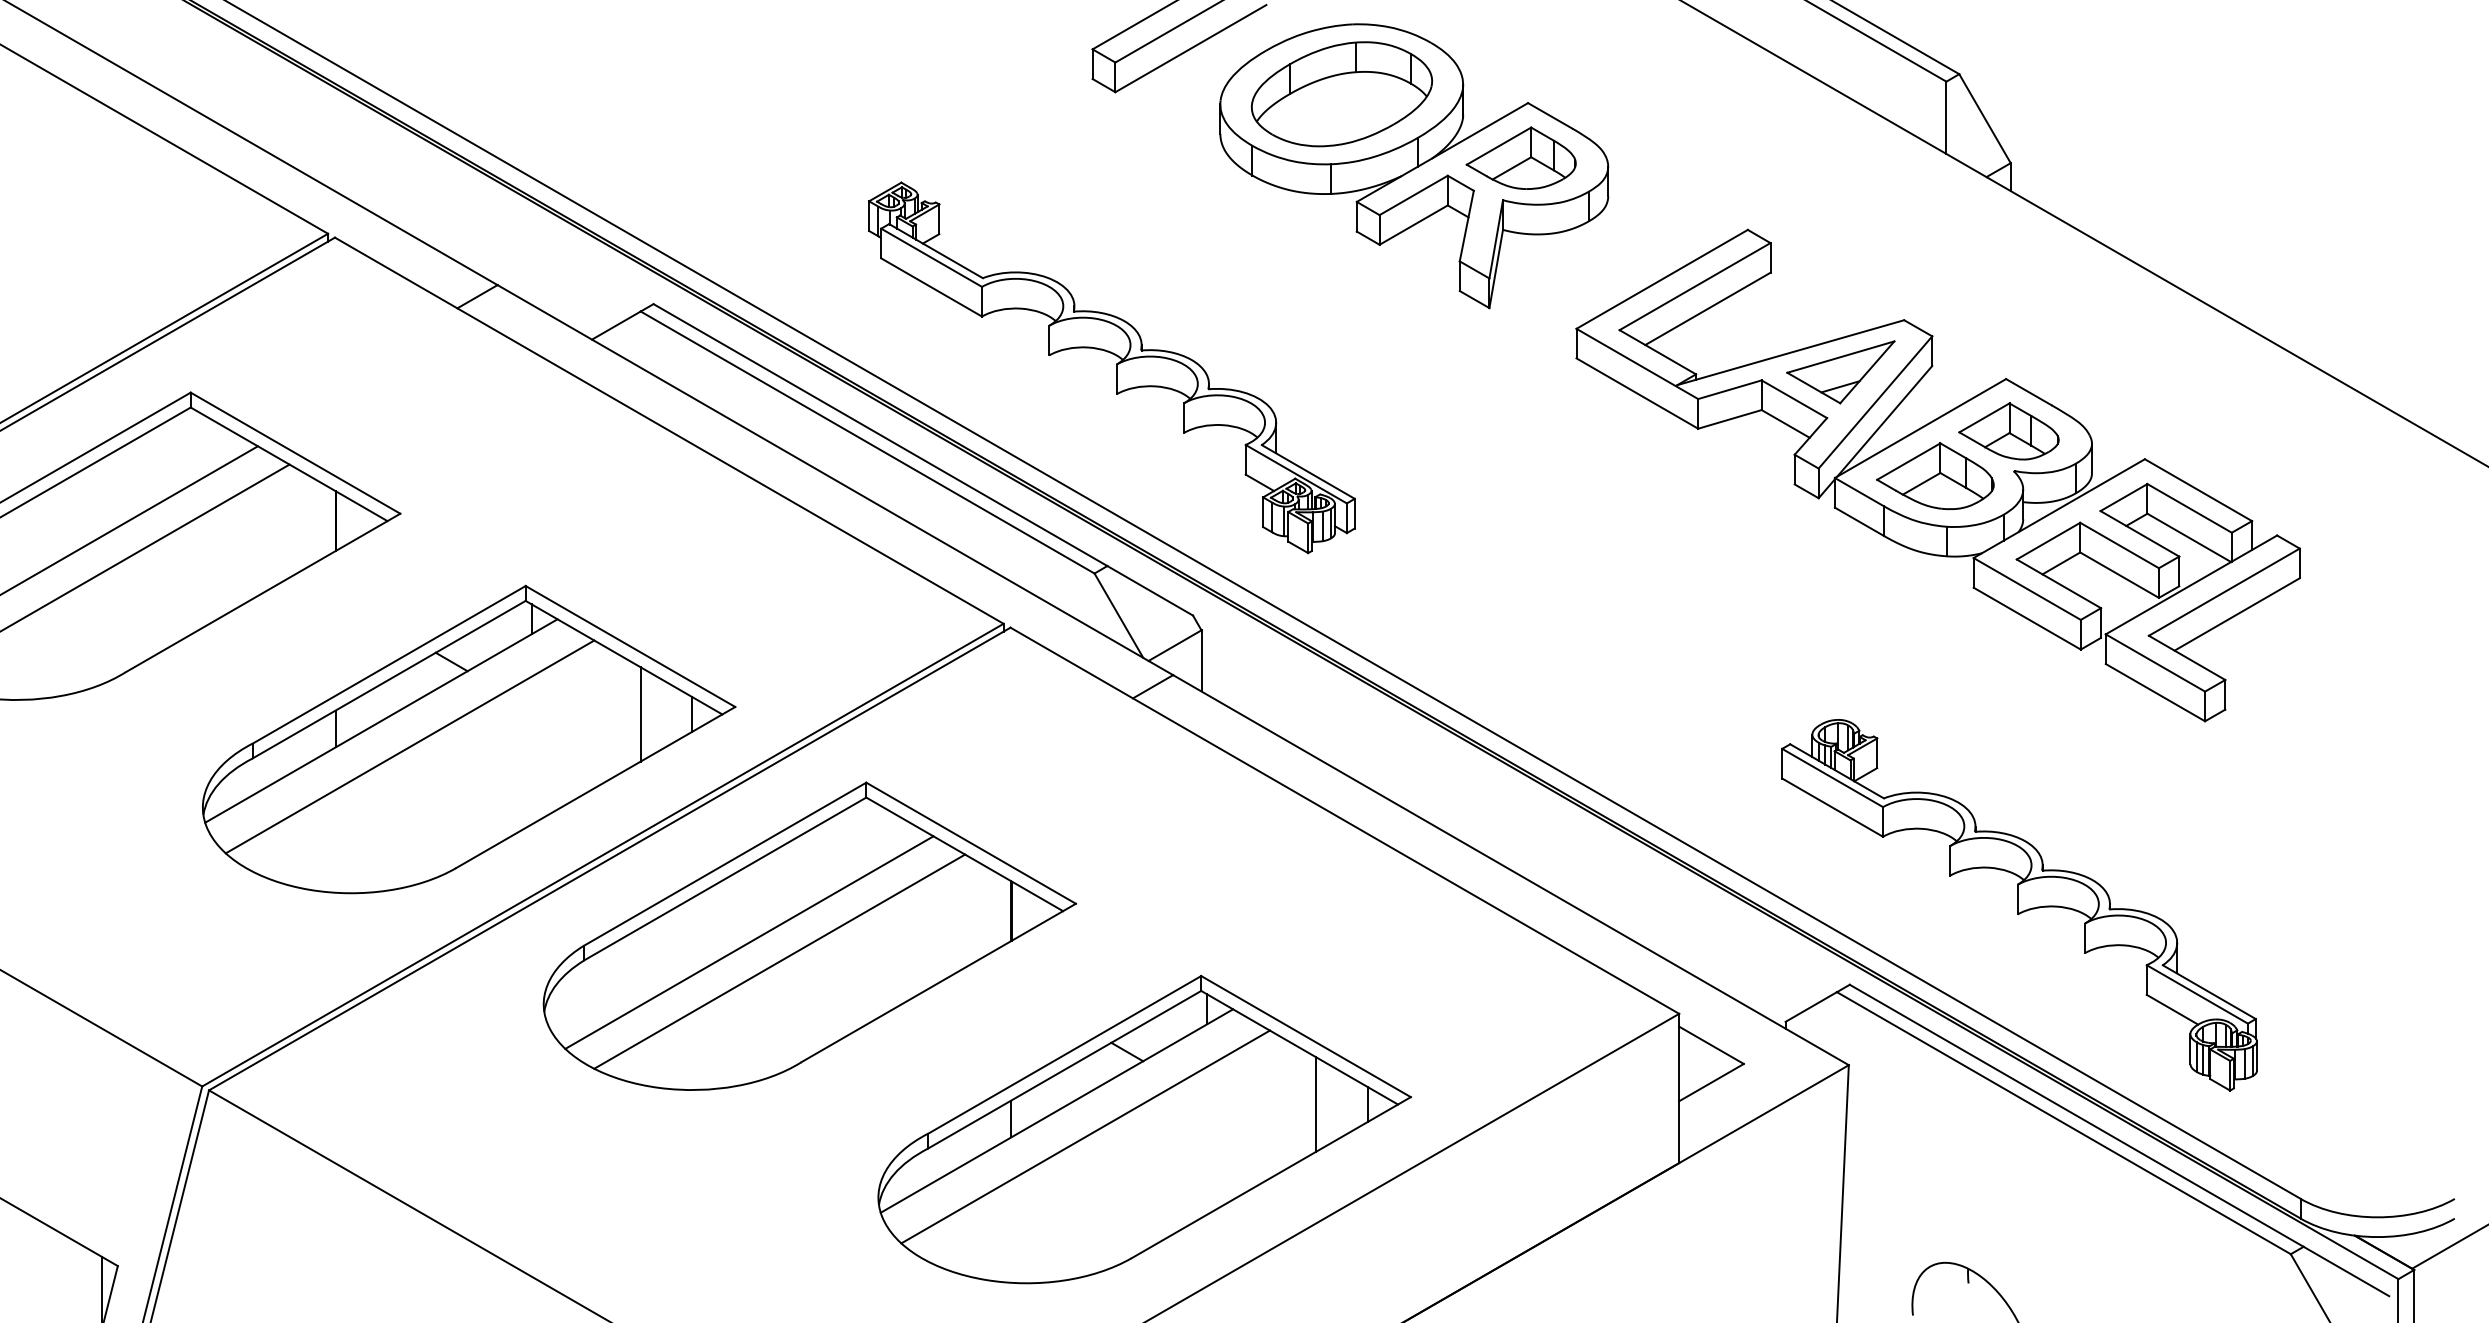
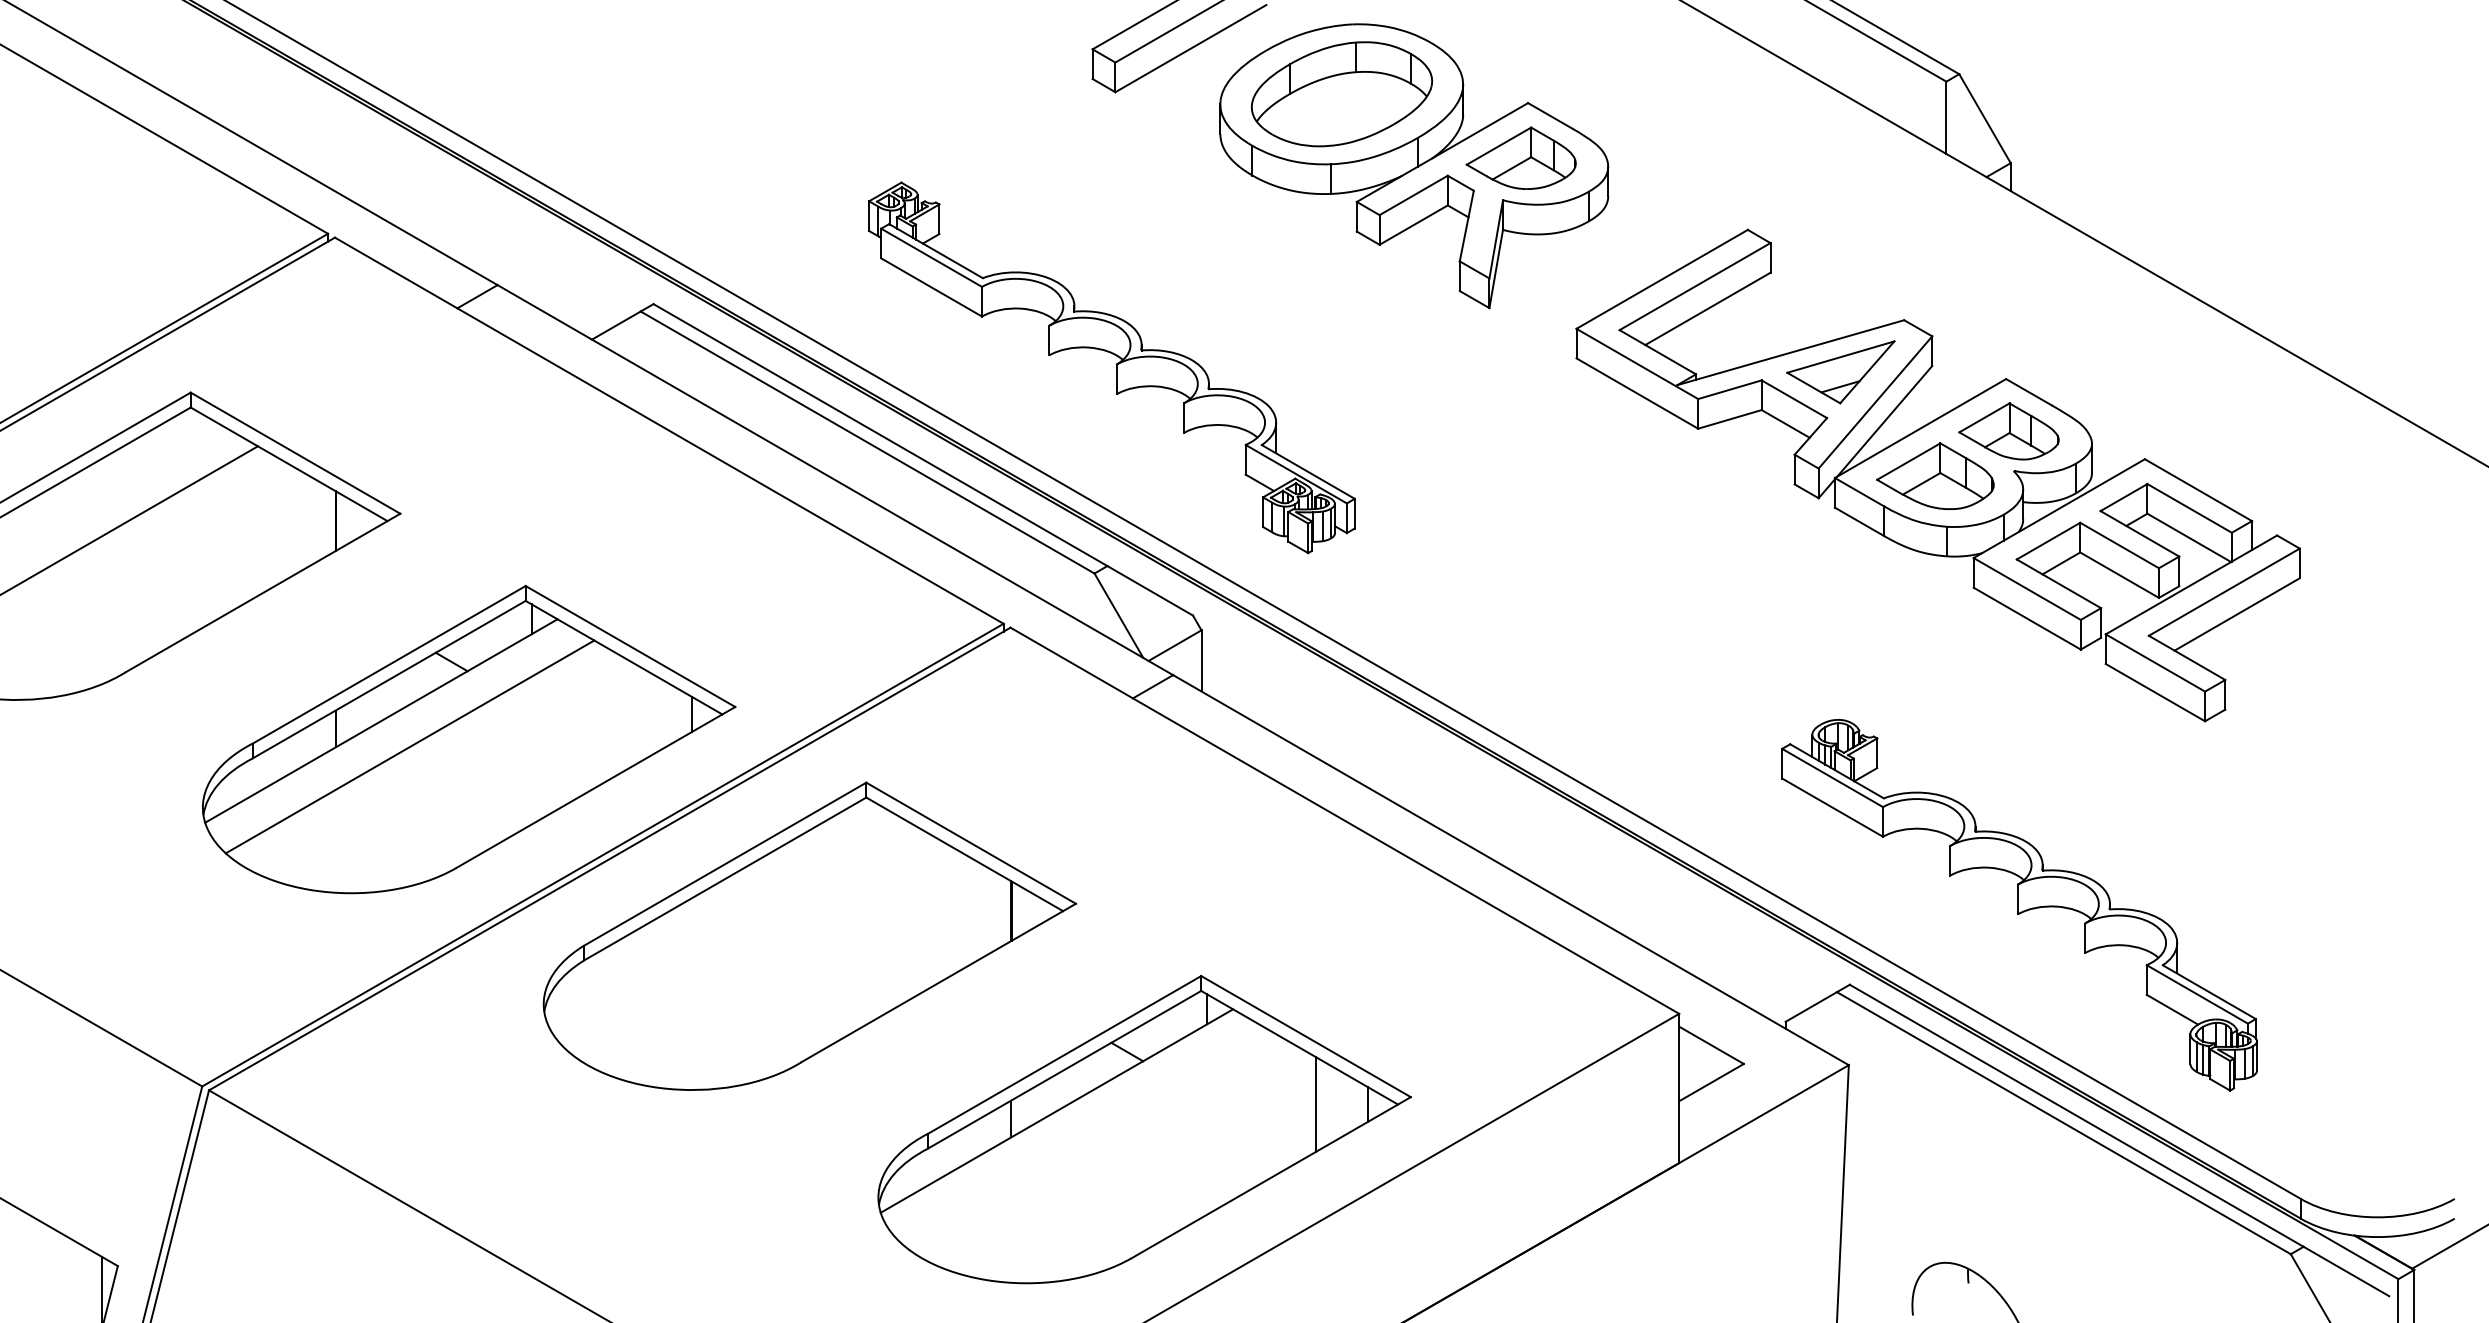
line: present -> none (145, 547)
line: present -> none (640, 714)
line: present -> none (749, 942)
line: present -> none (779, 961)
line: present -> none (1085, 1136)
